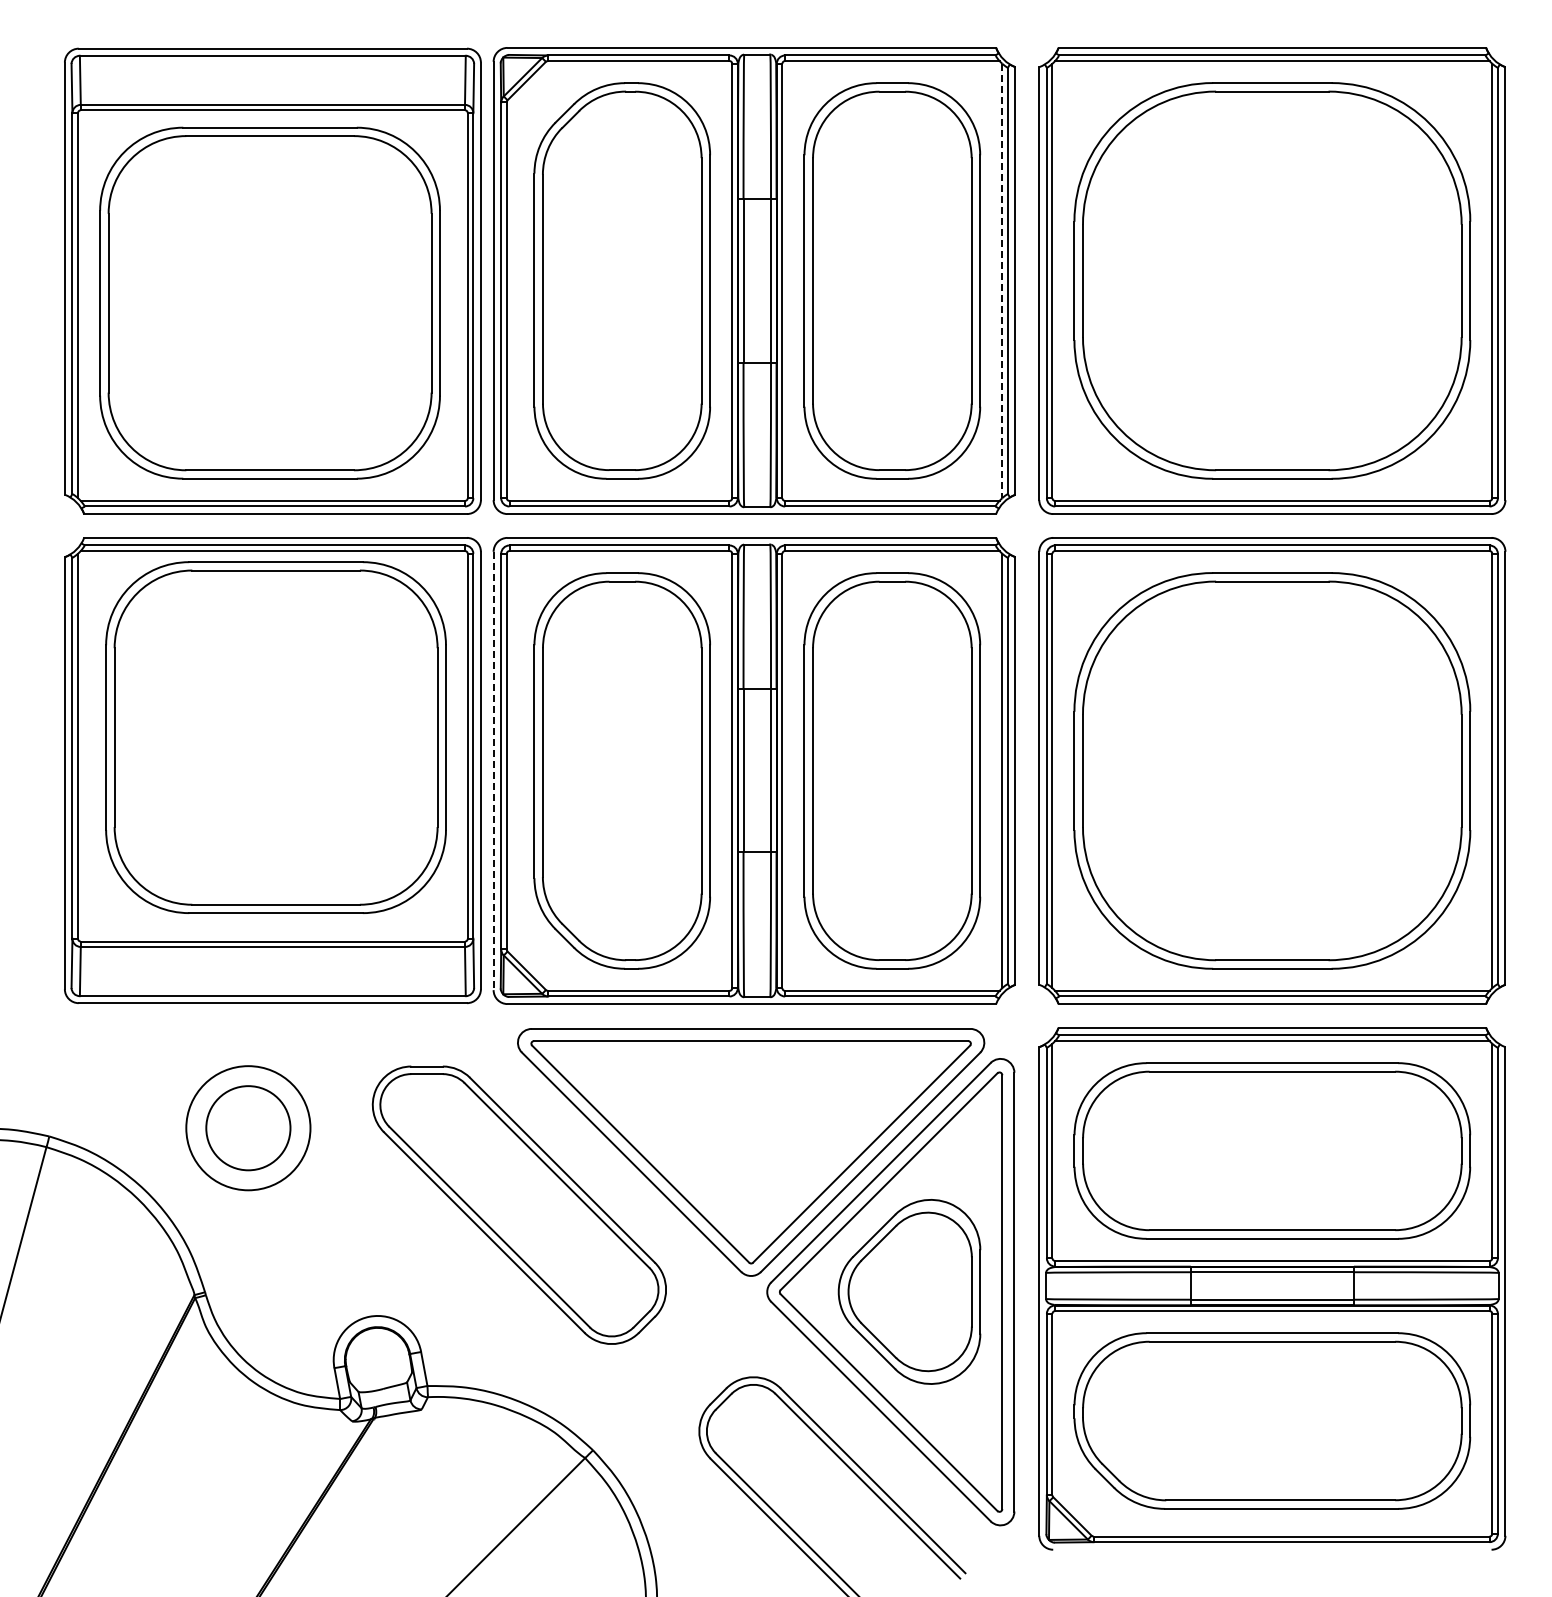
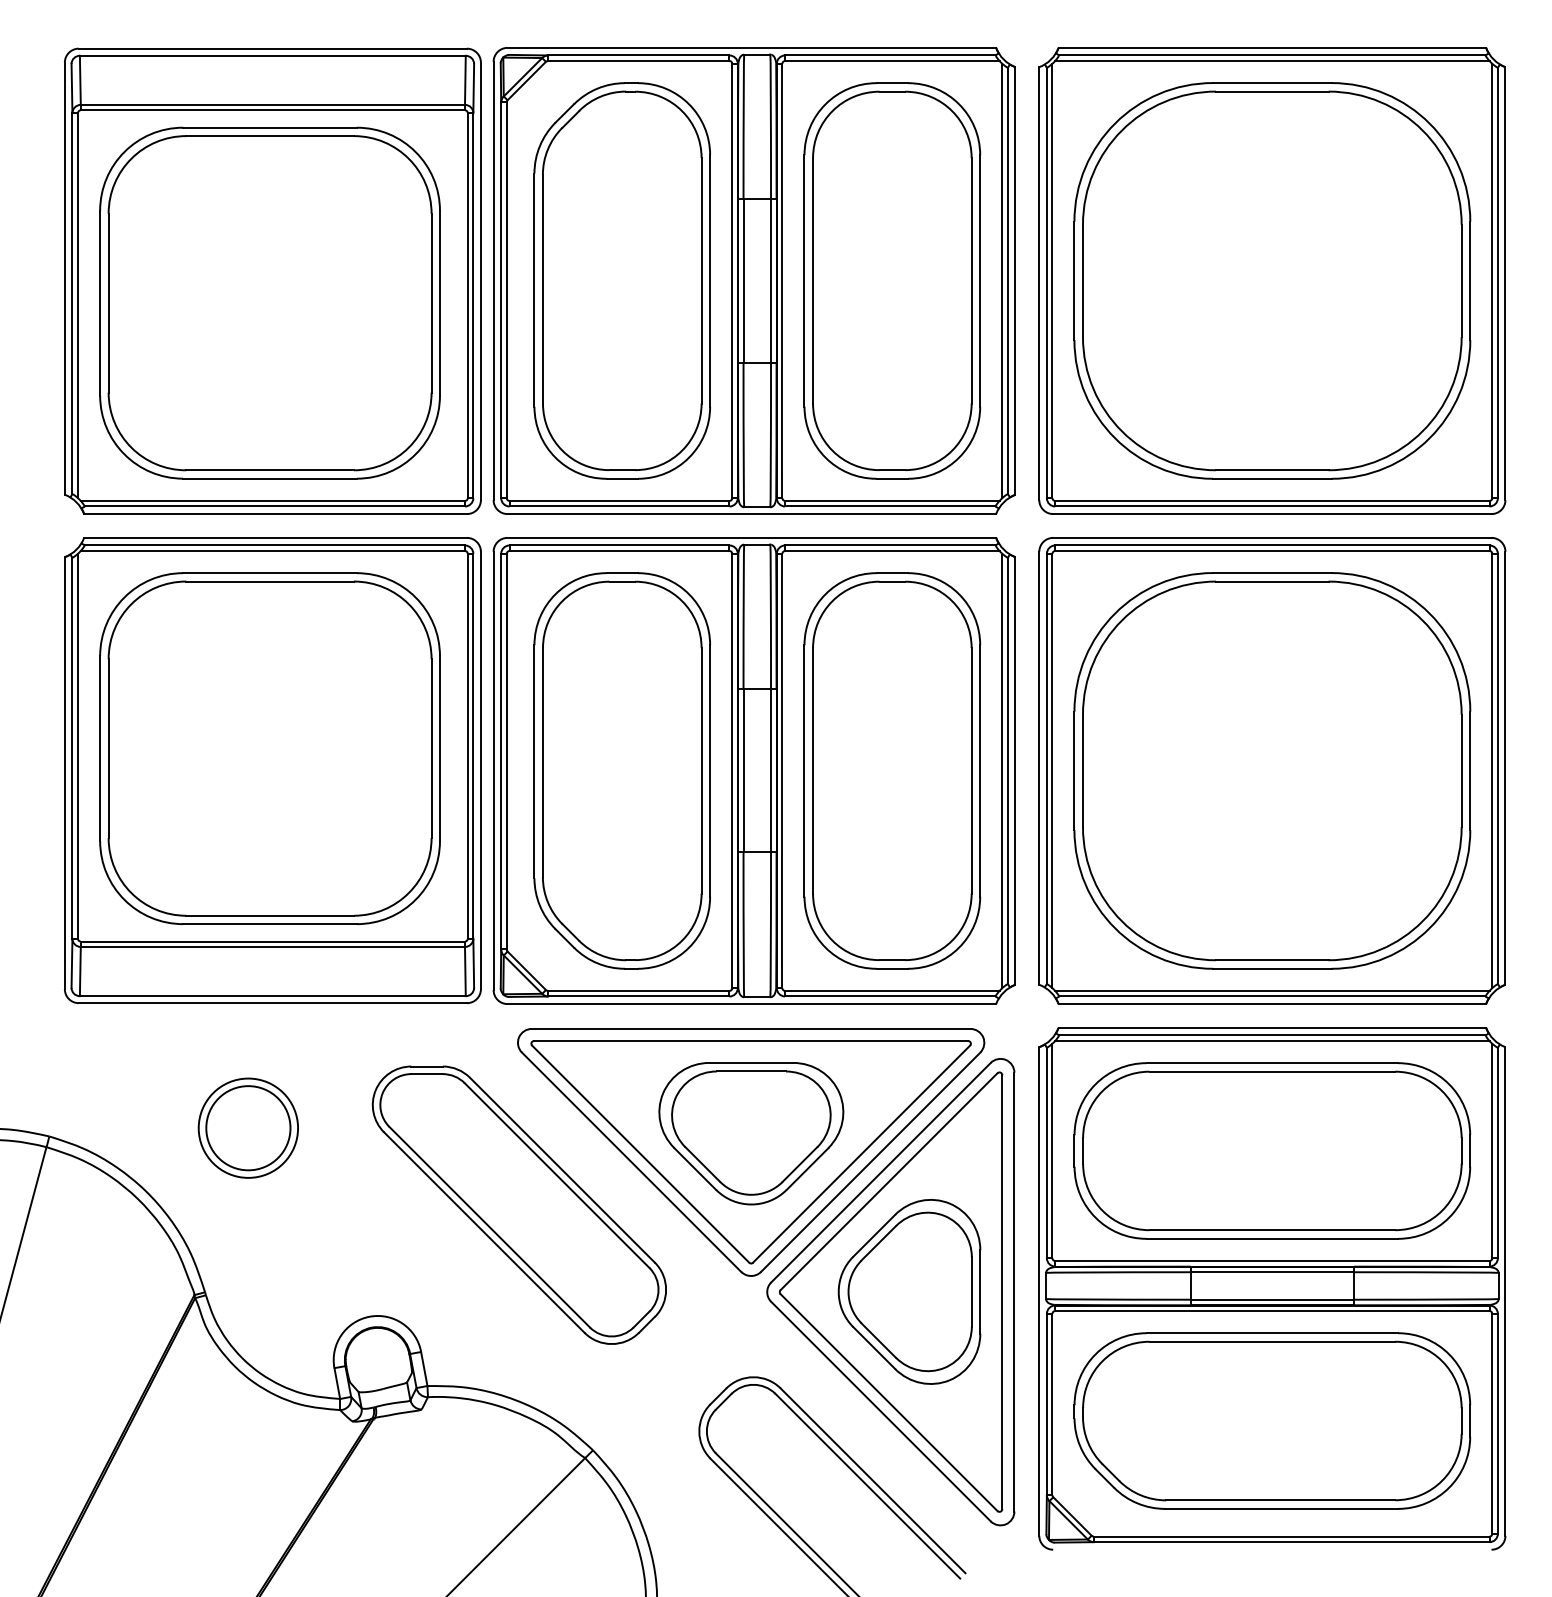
line: dashed -> solid (1002, 281)
part position: (275, 737) -> (269, 748) (269, 748)
line: dashed -> solid (493, 771)
circle diameter: 124 px -> 99 px (248, 1127)
part: none -> present (751, 1133)
